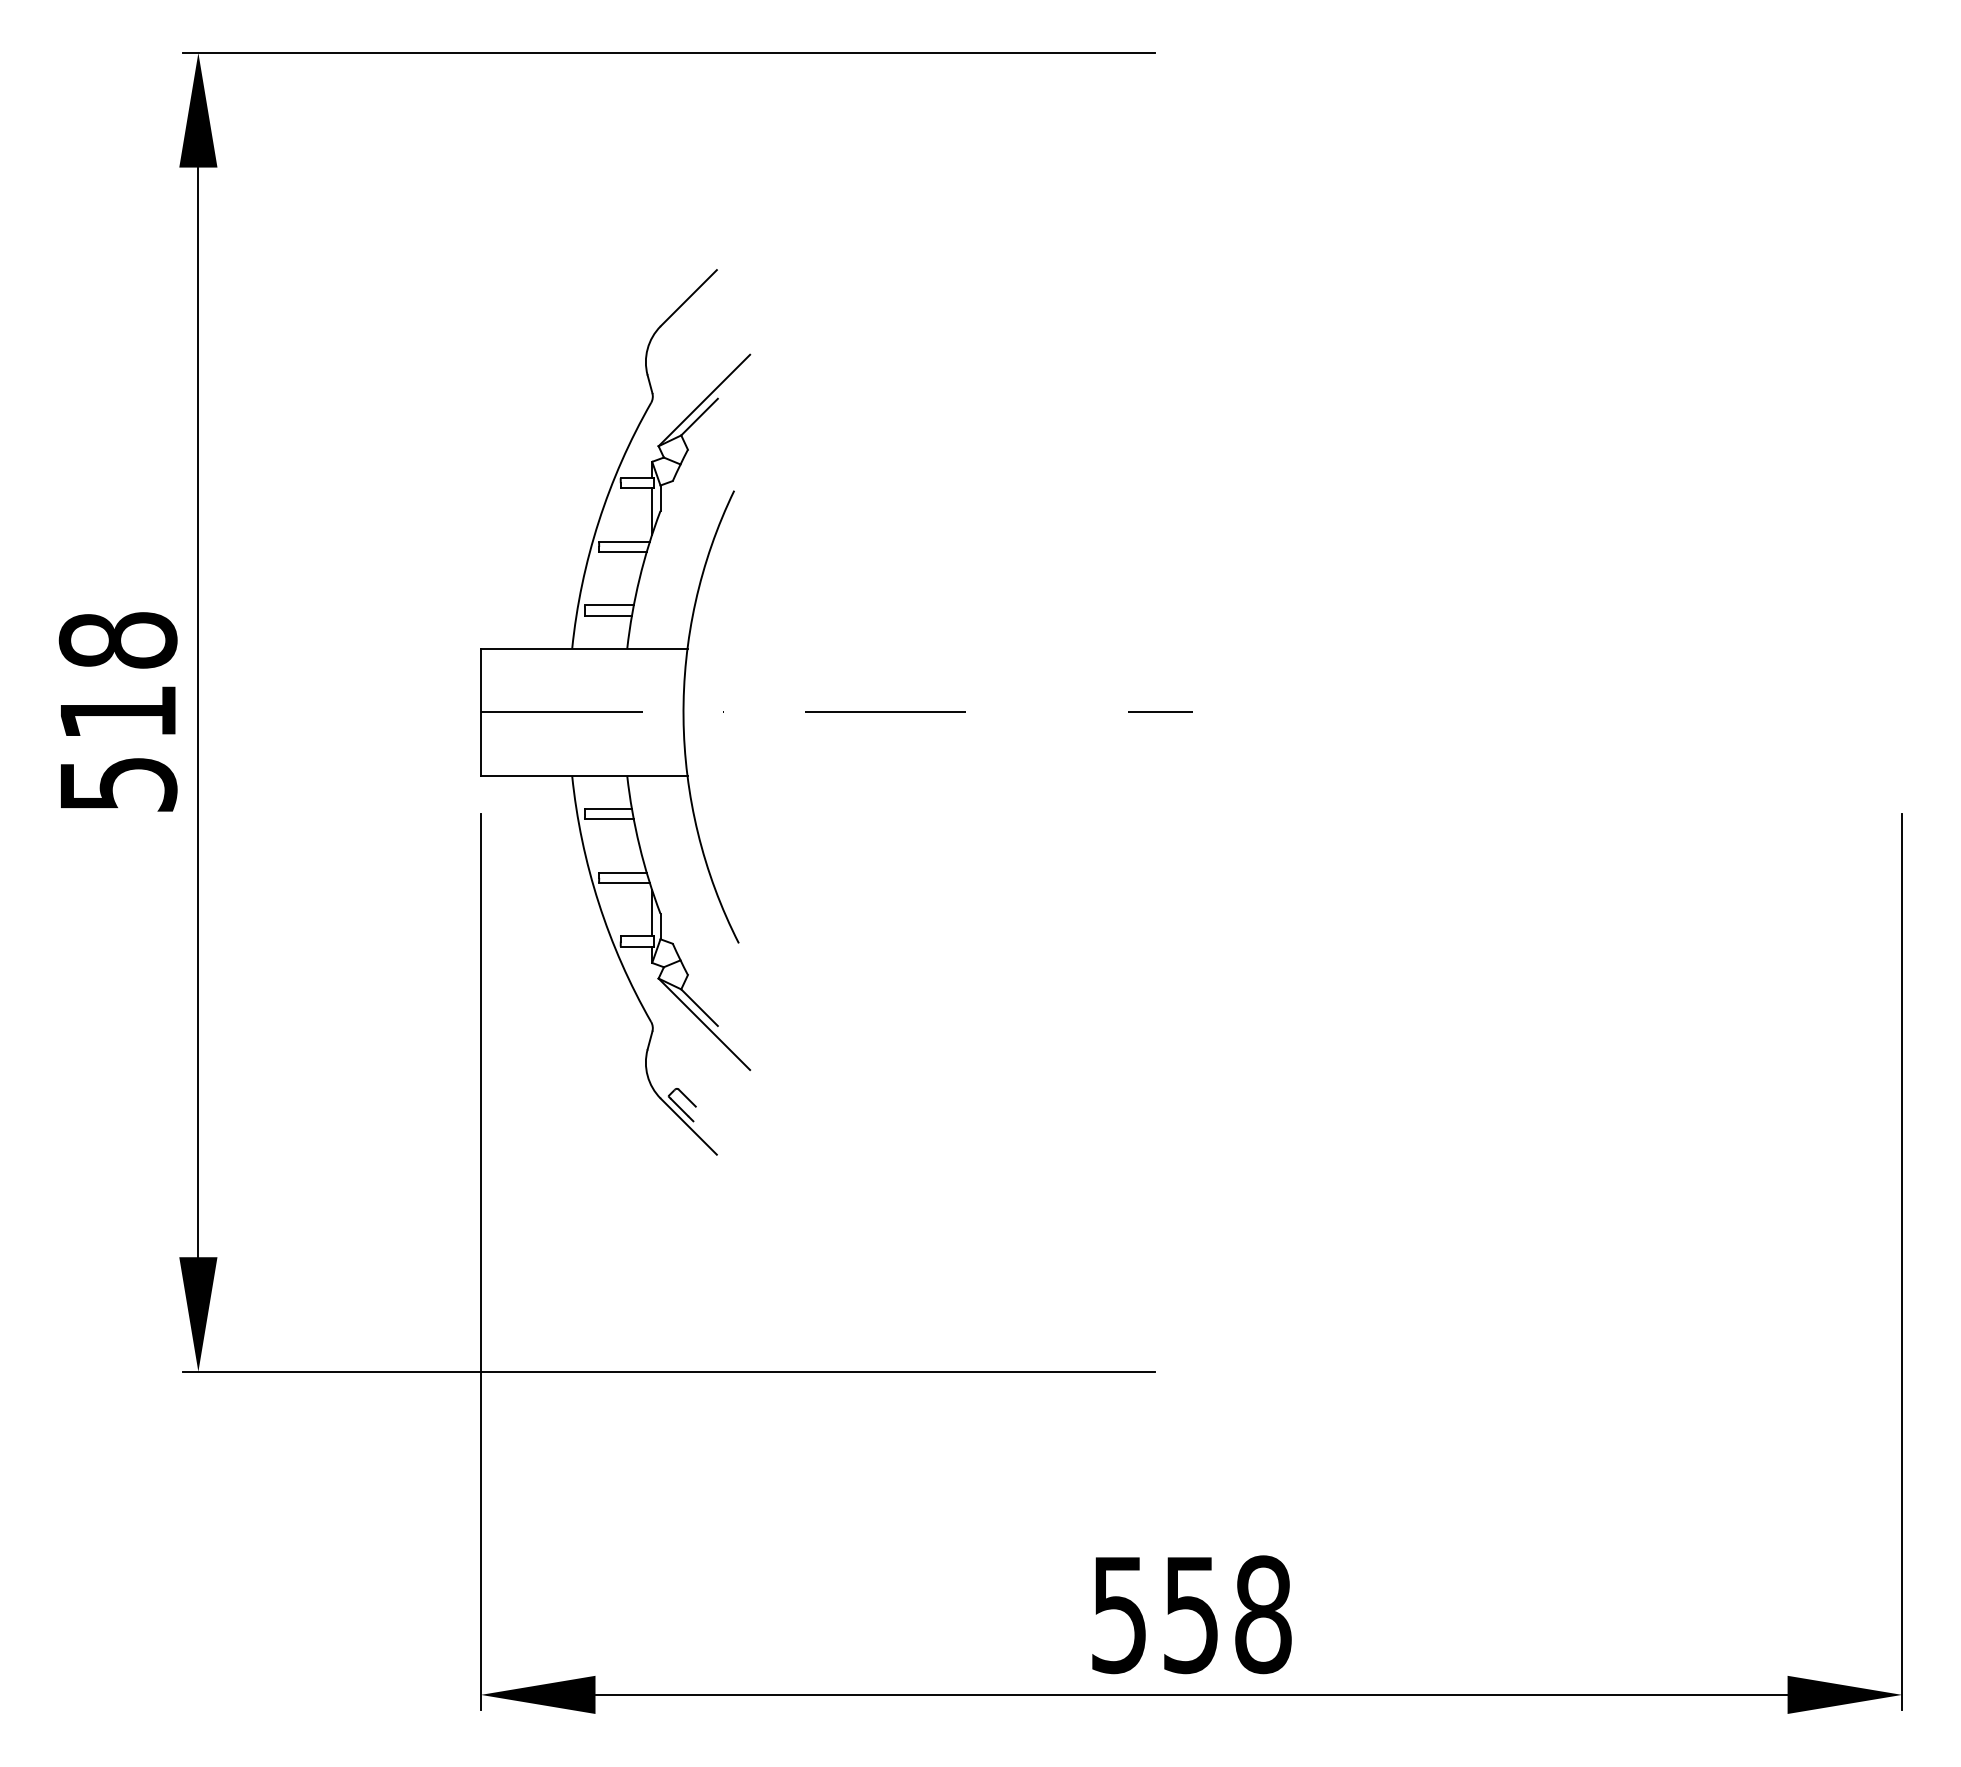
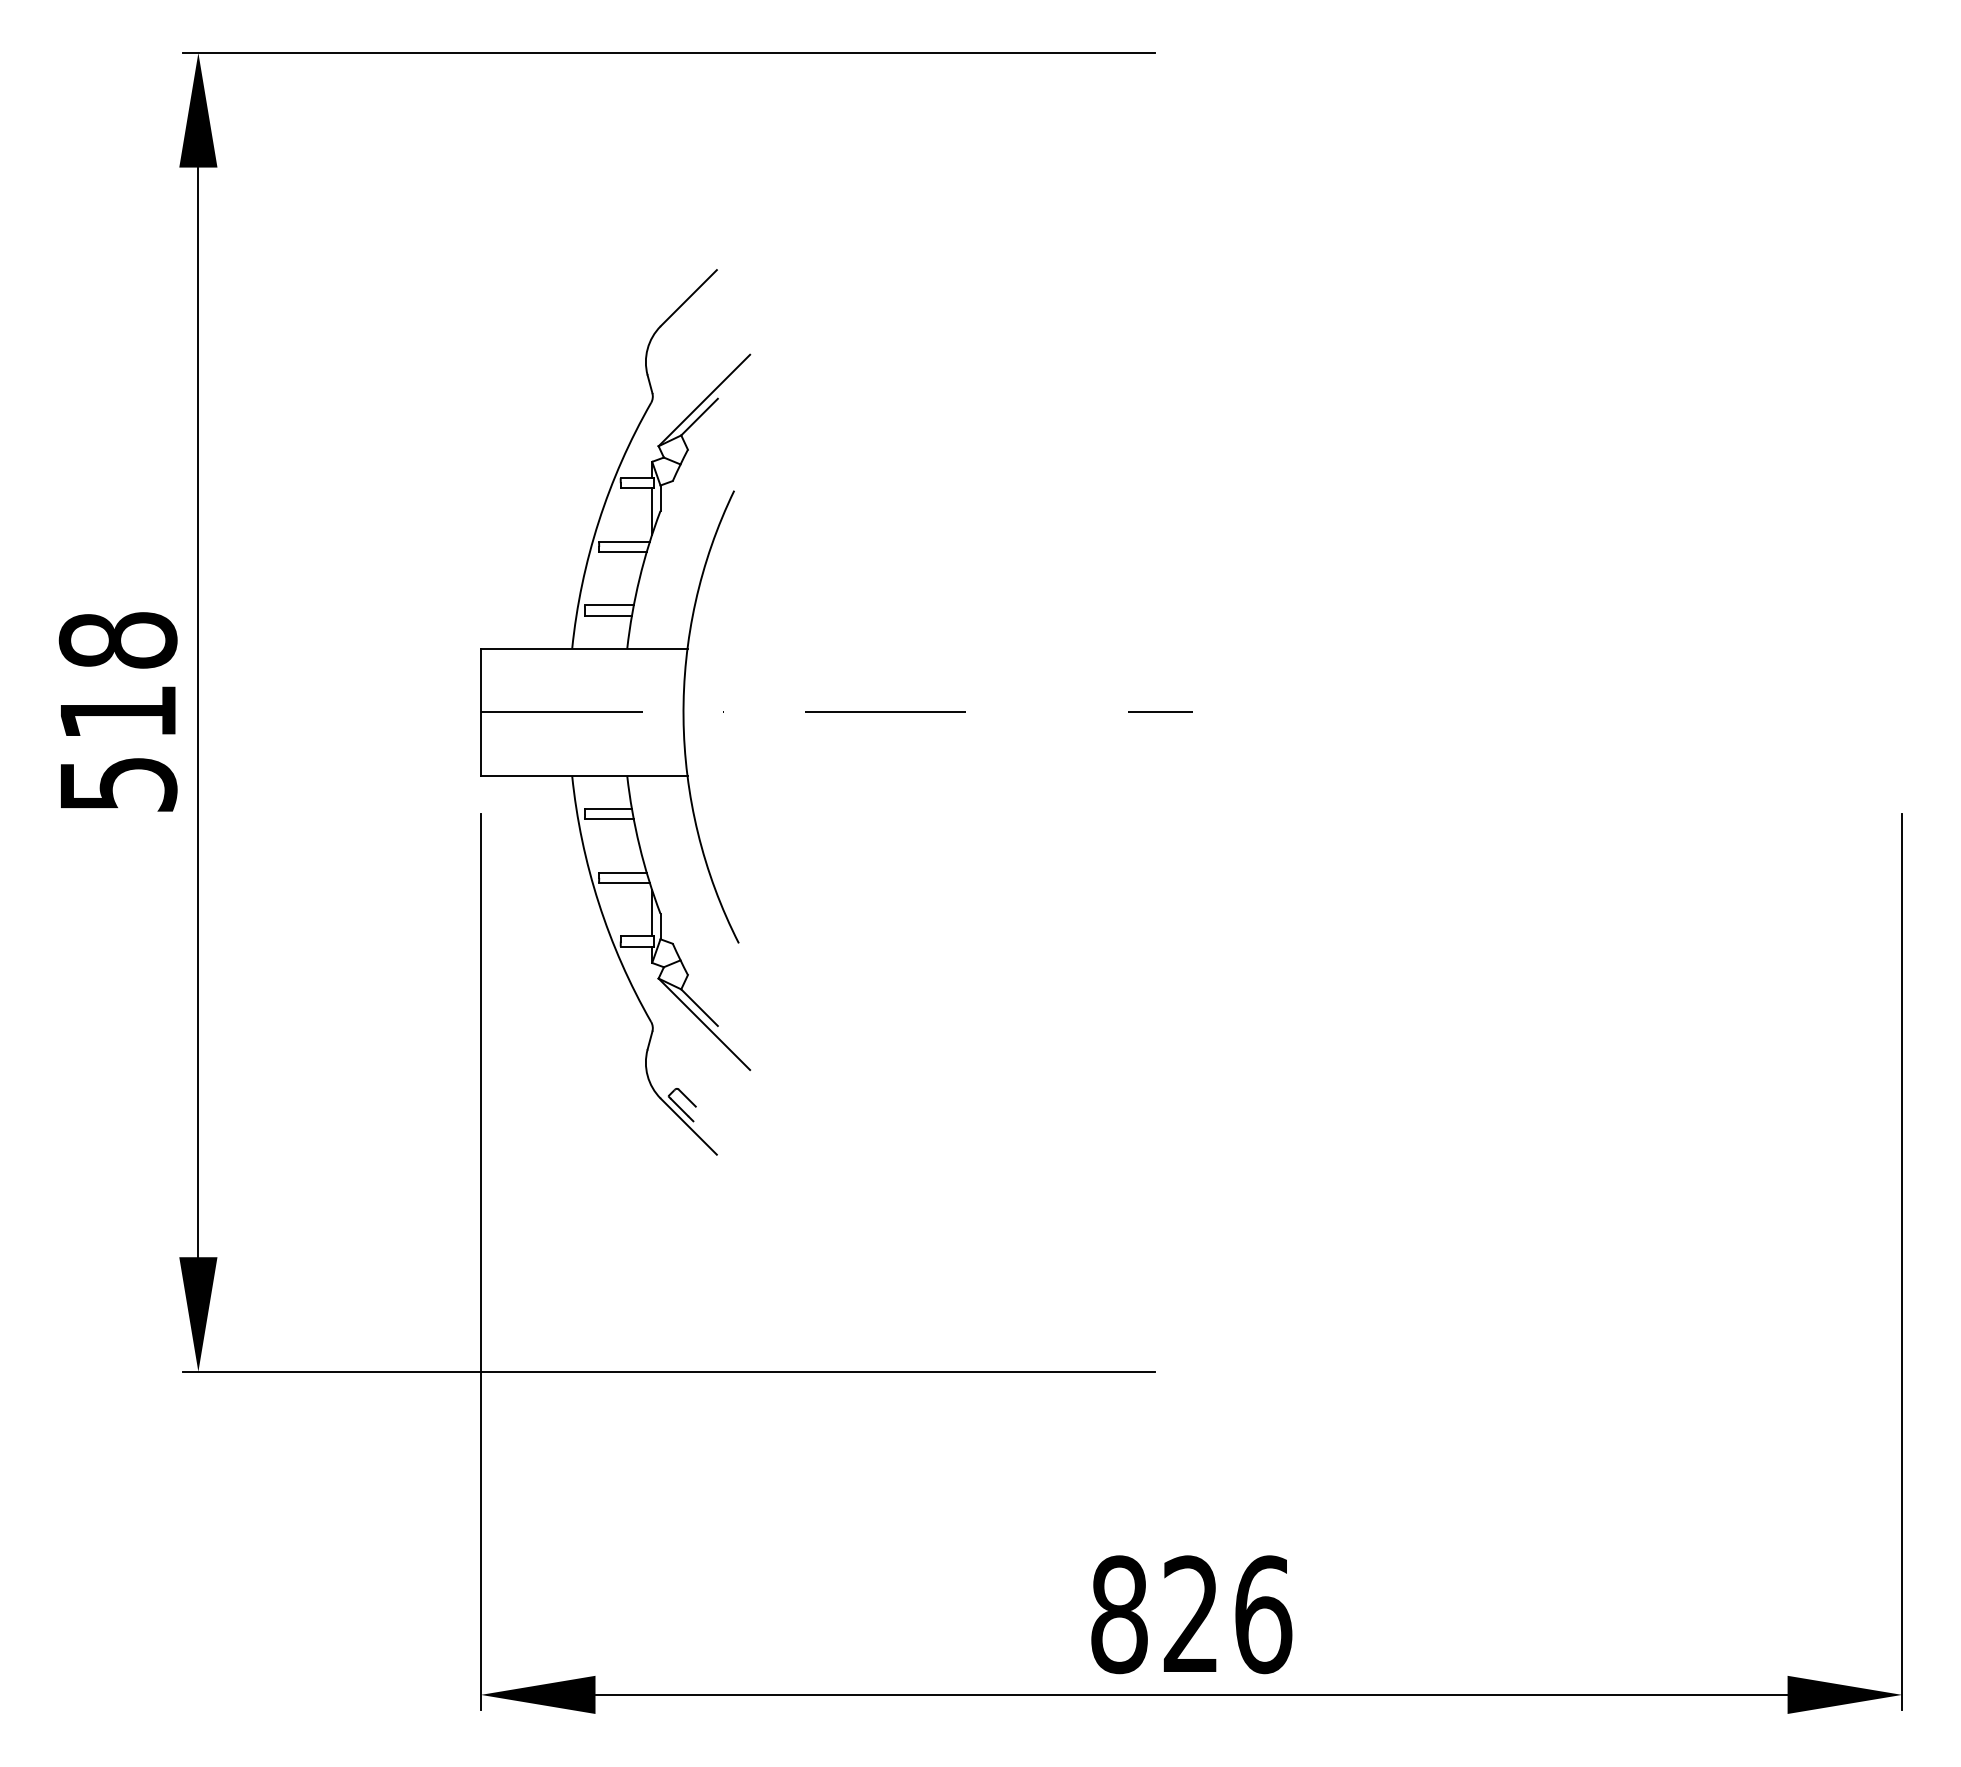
text: 558 -> 826 (1191, 1614)
